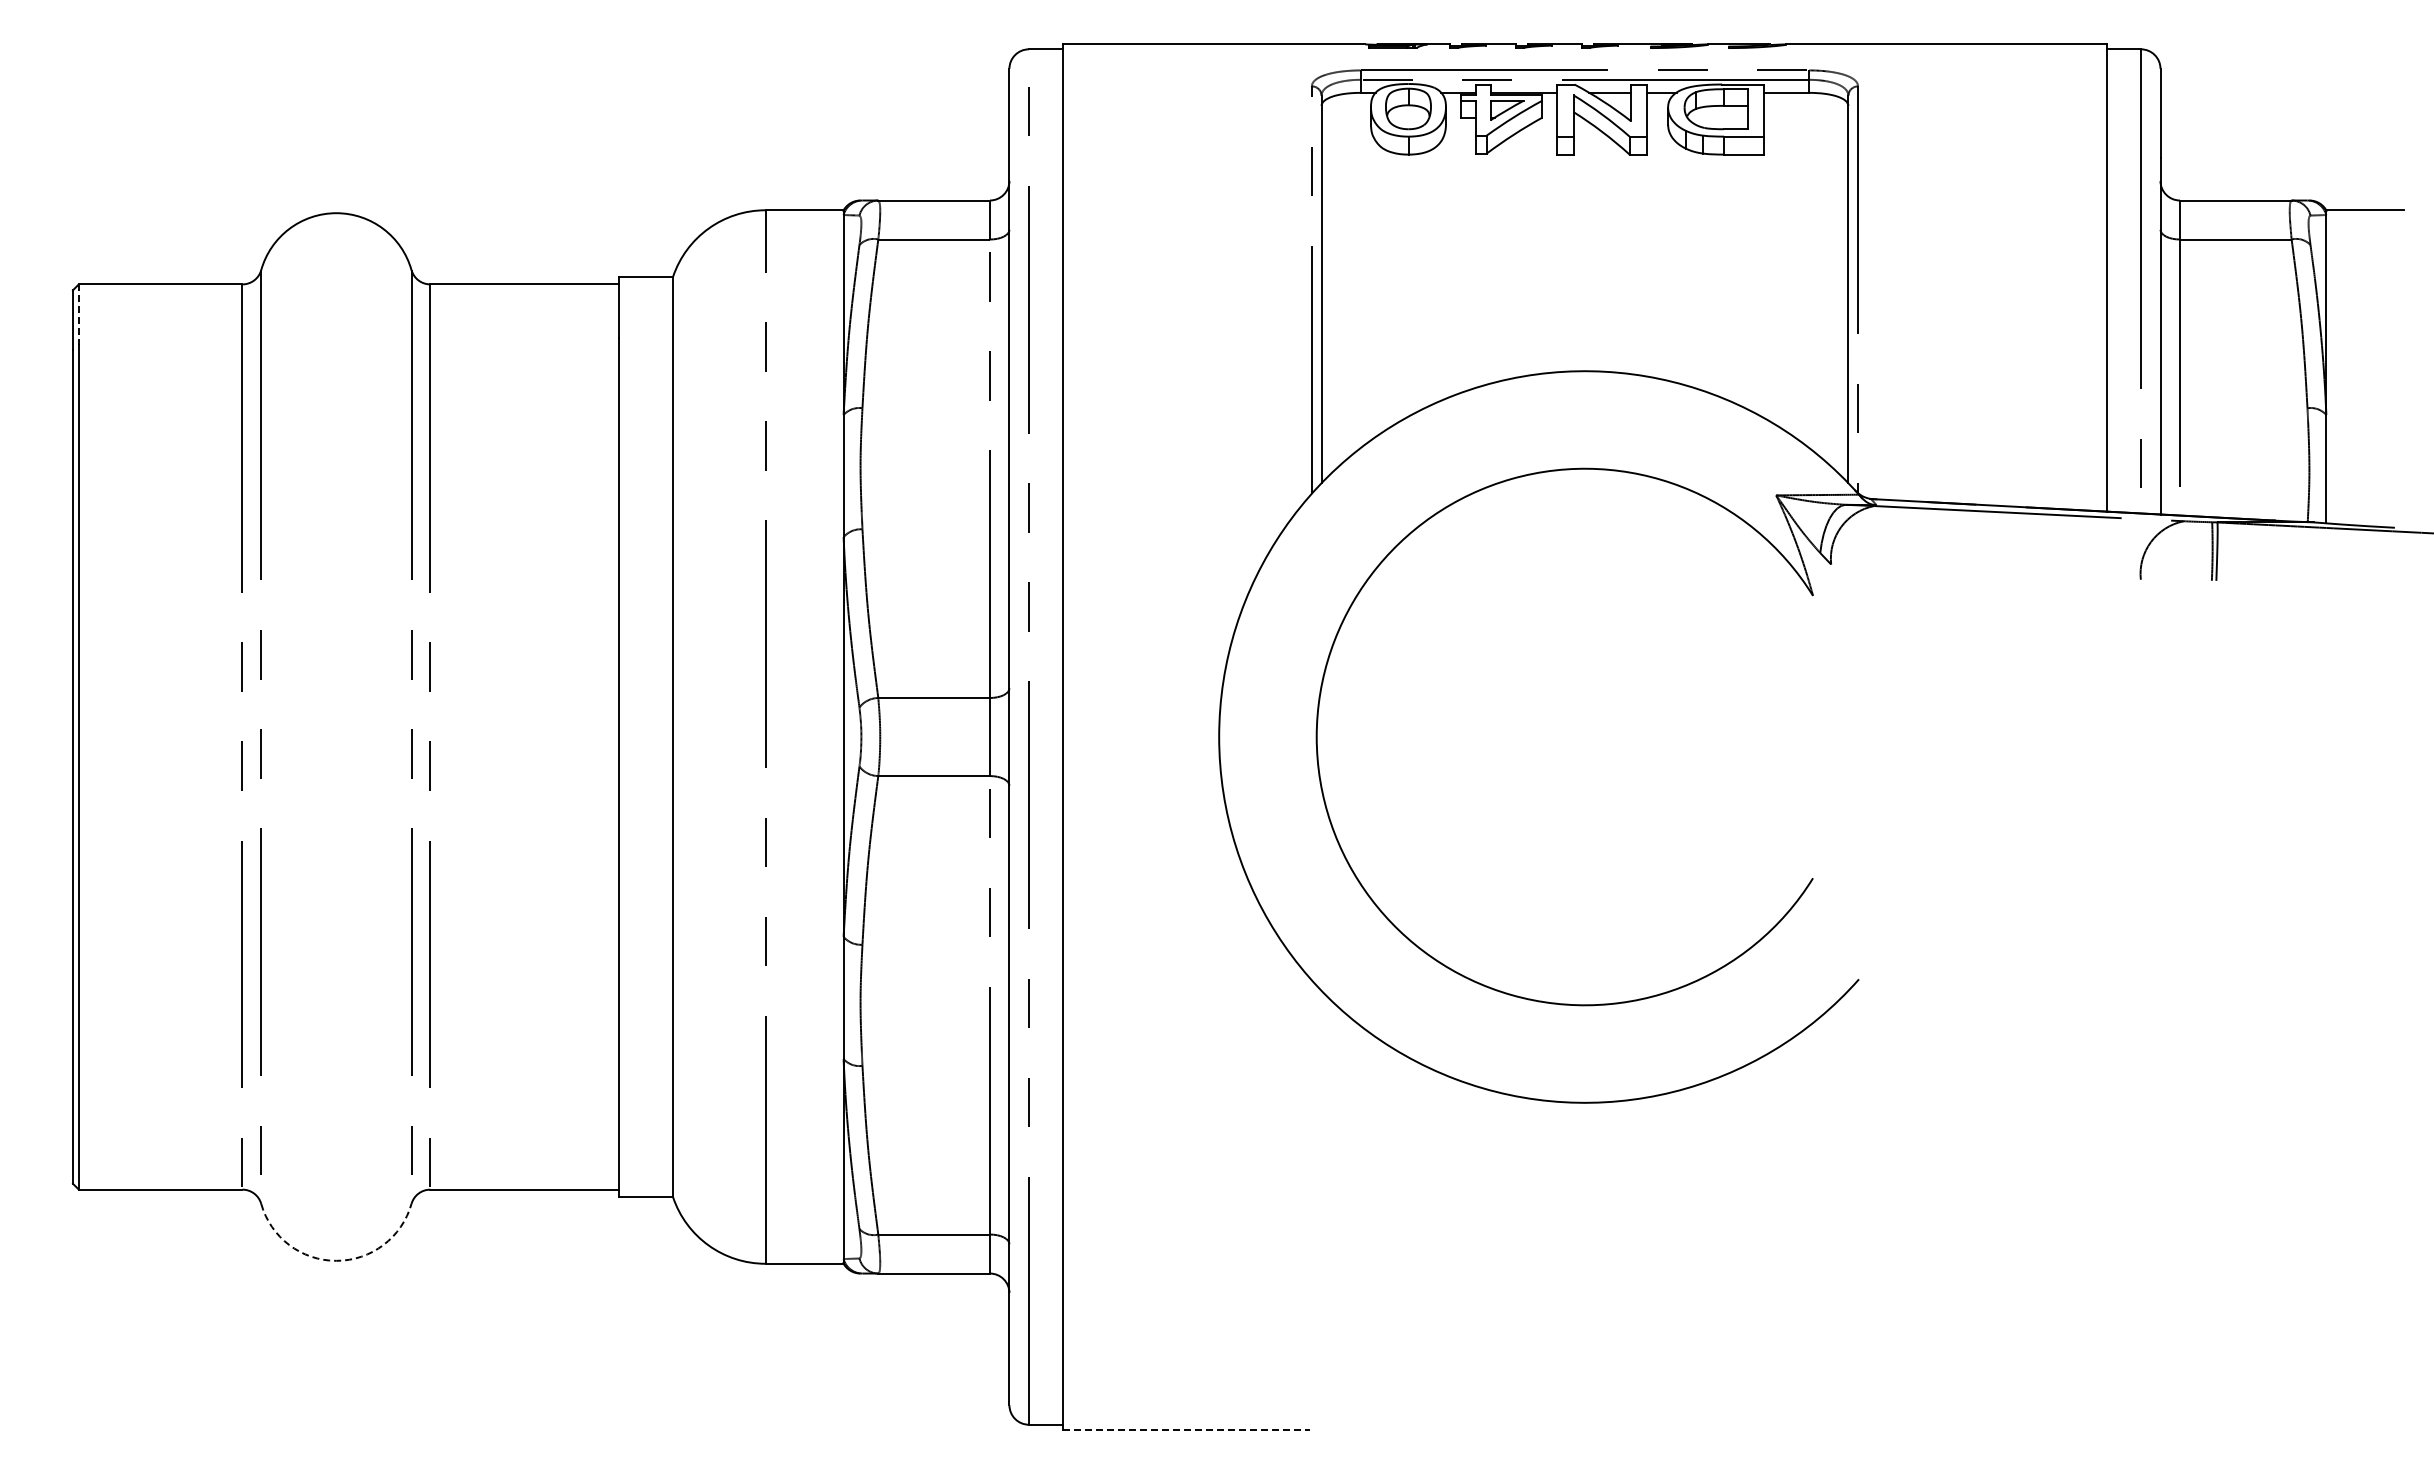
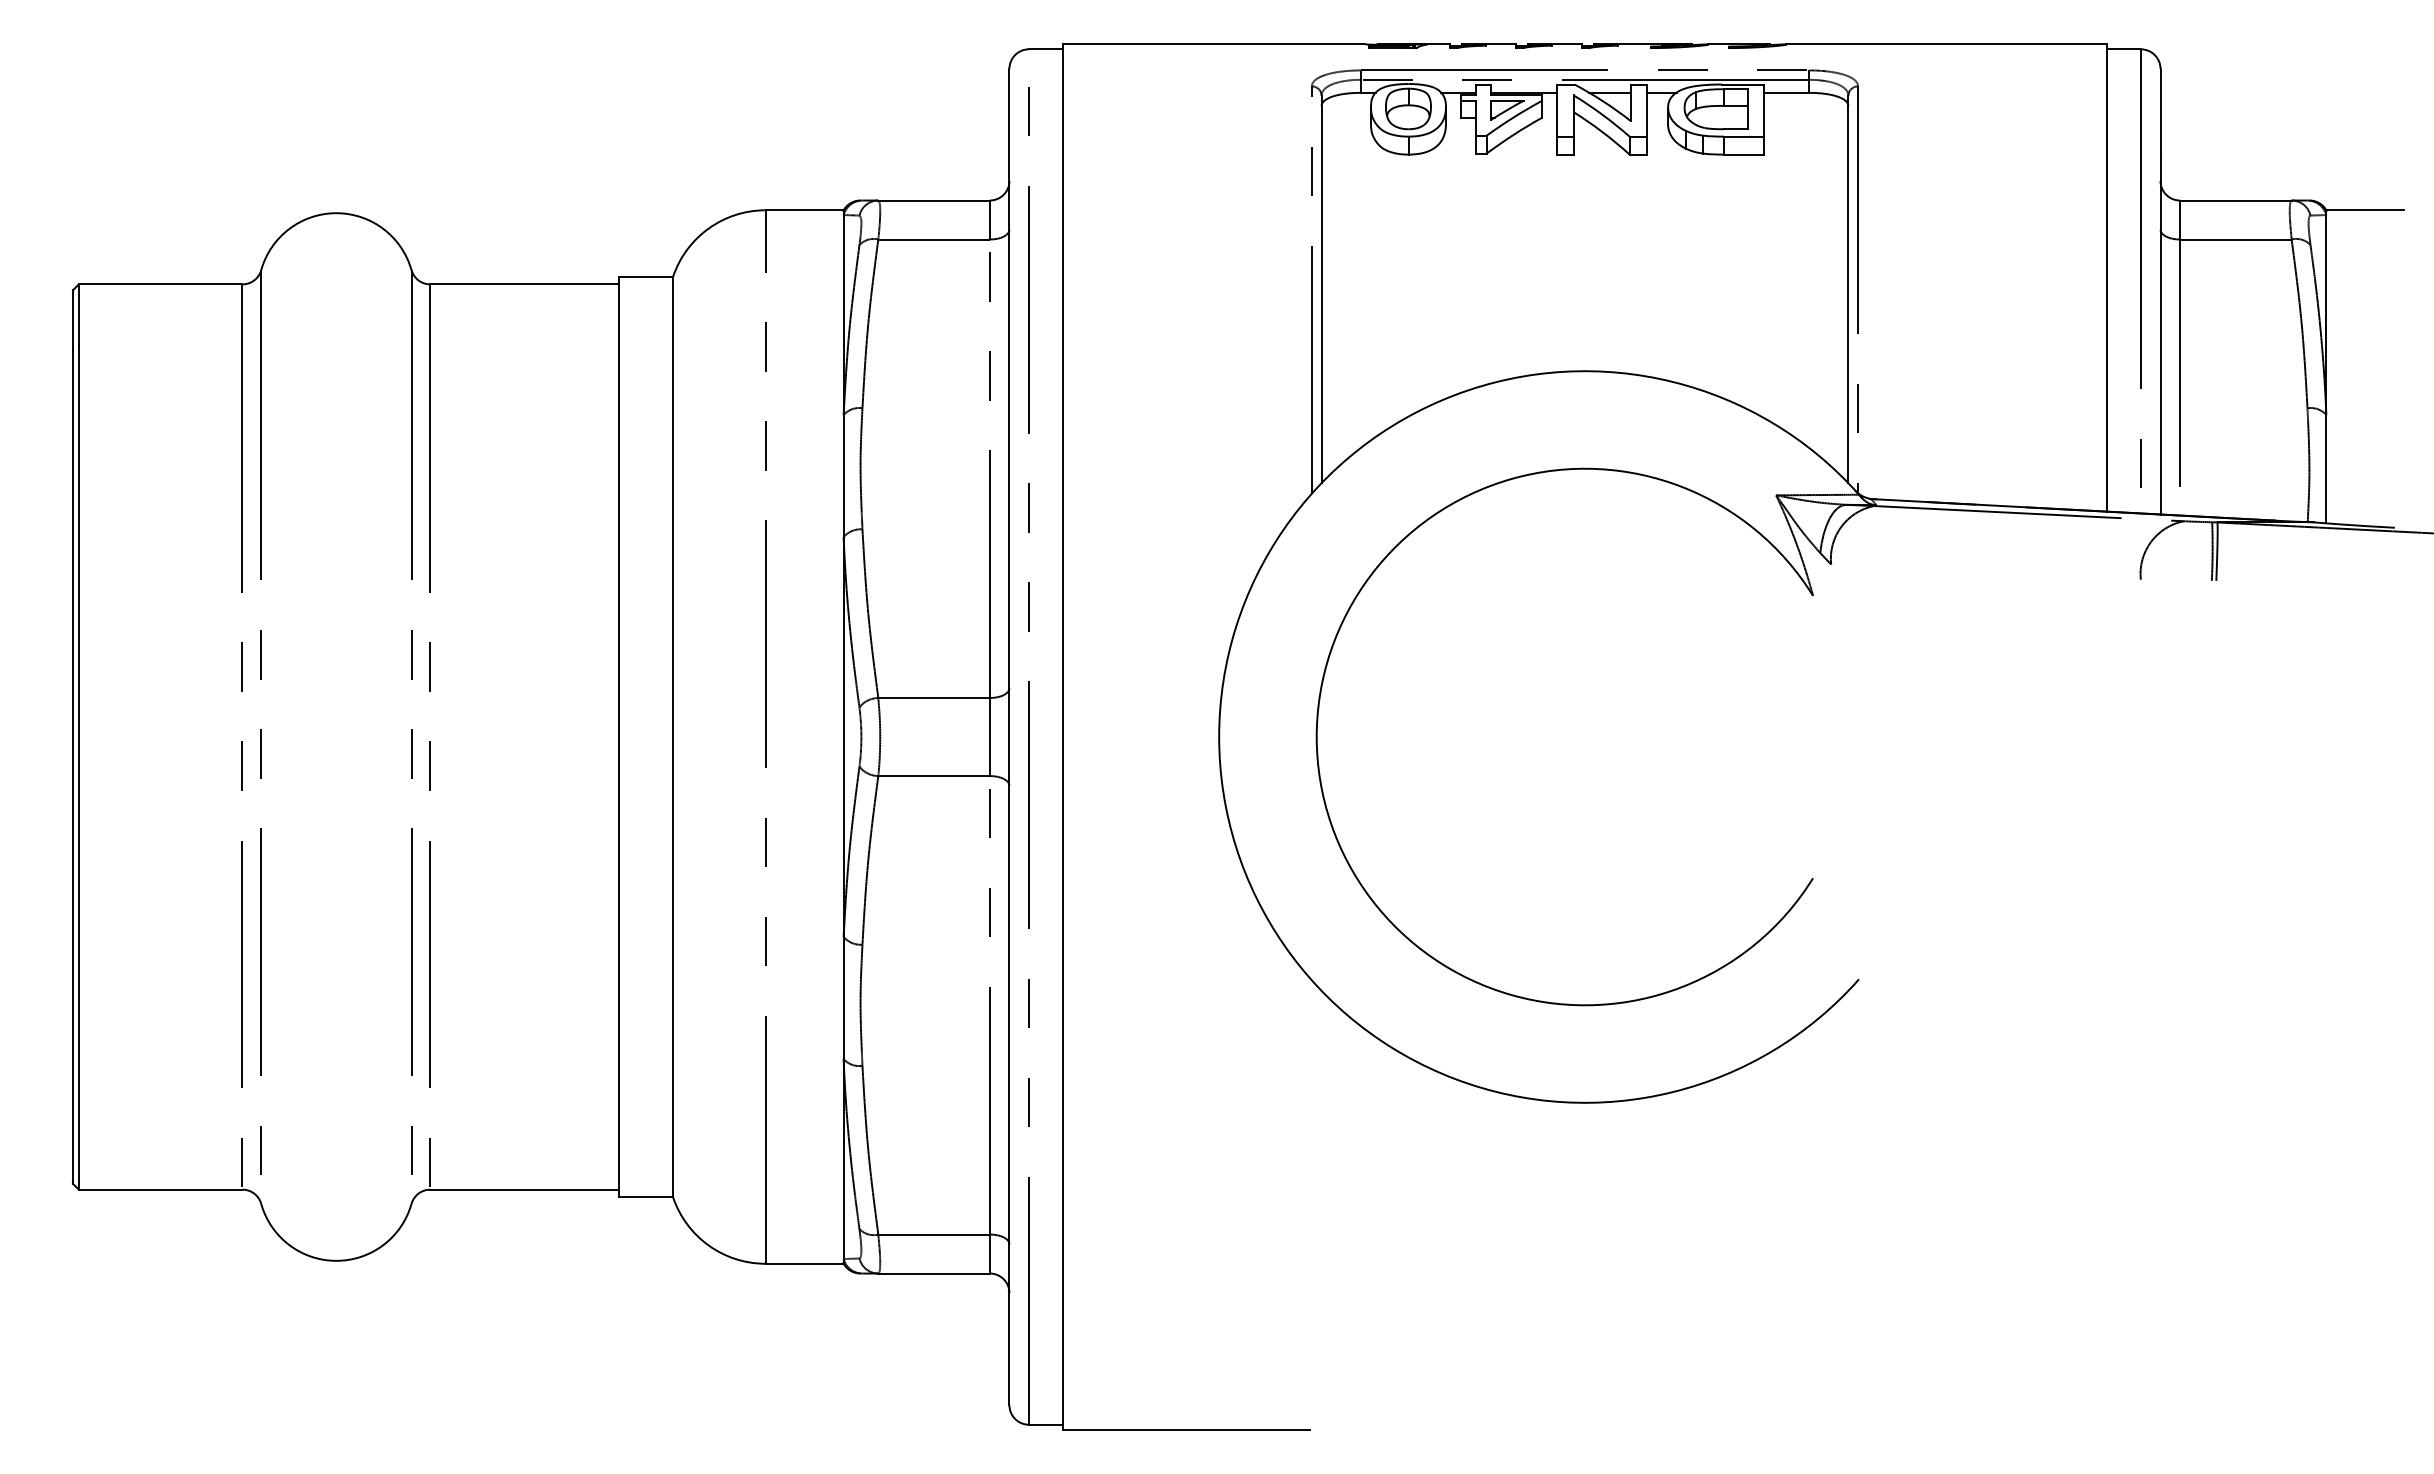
line: dashed -> solid (78, 315)
arc: dashed -> solid (336, 1260)
line: dashed -> solid (1186, 1429)
